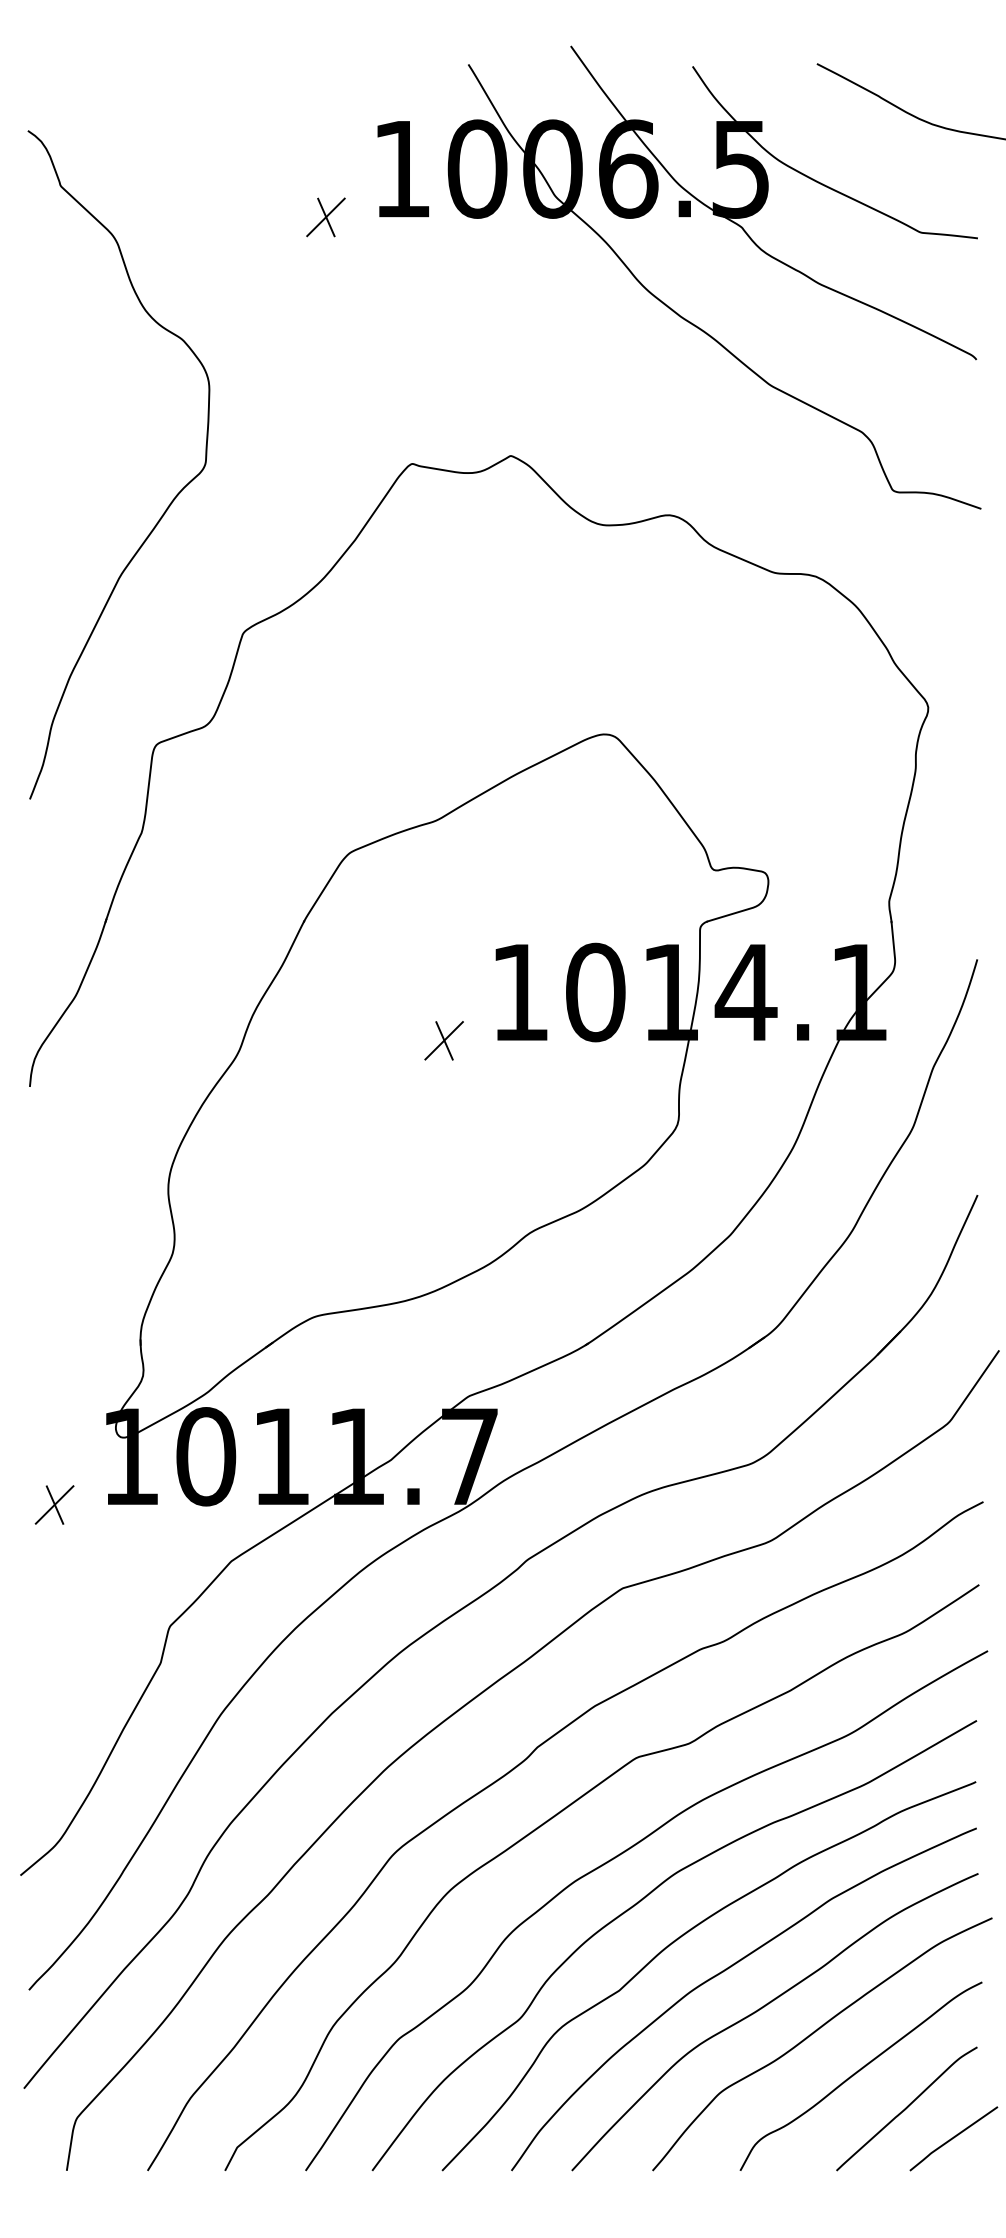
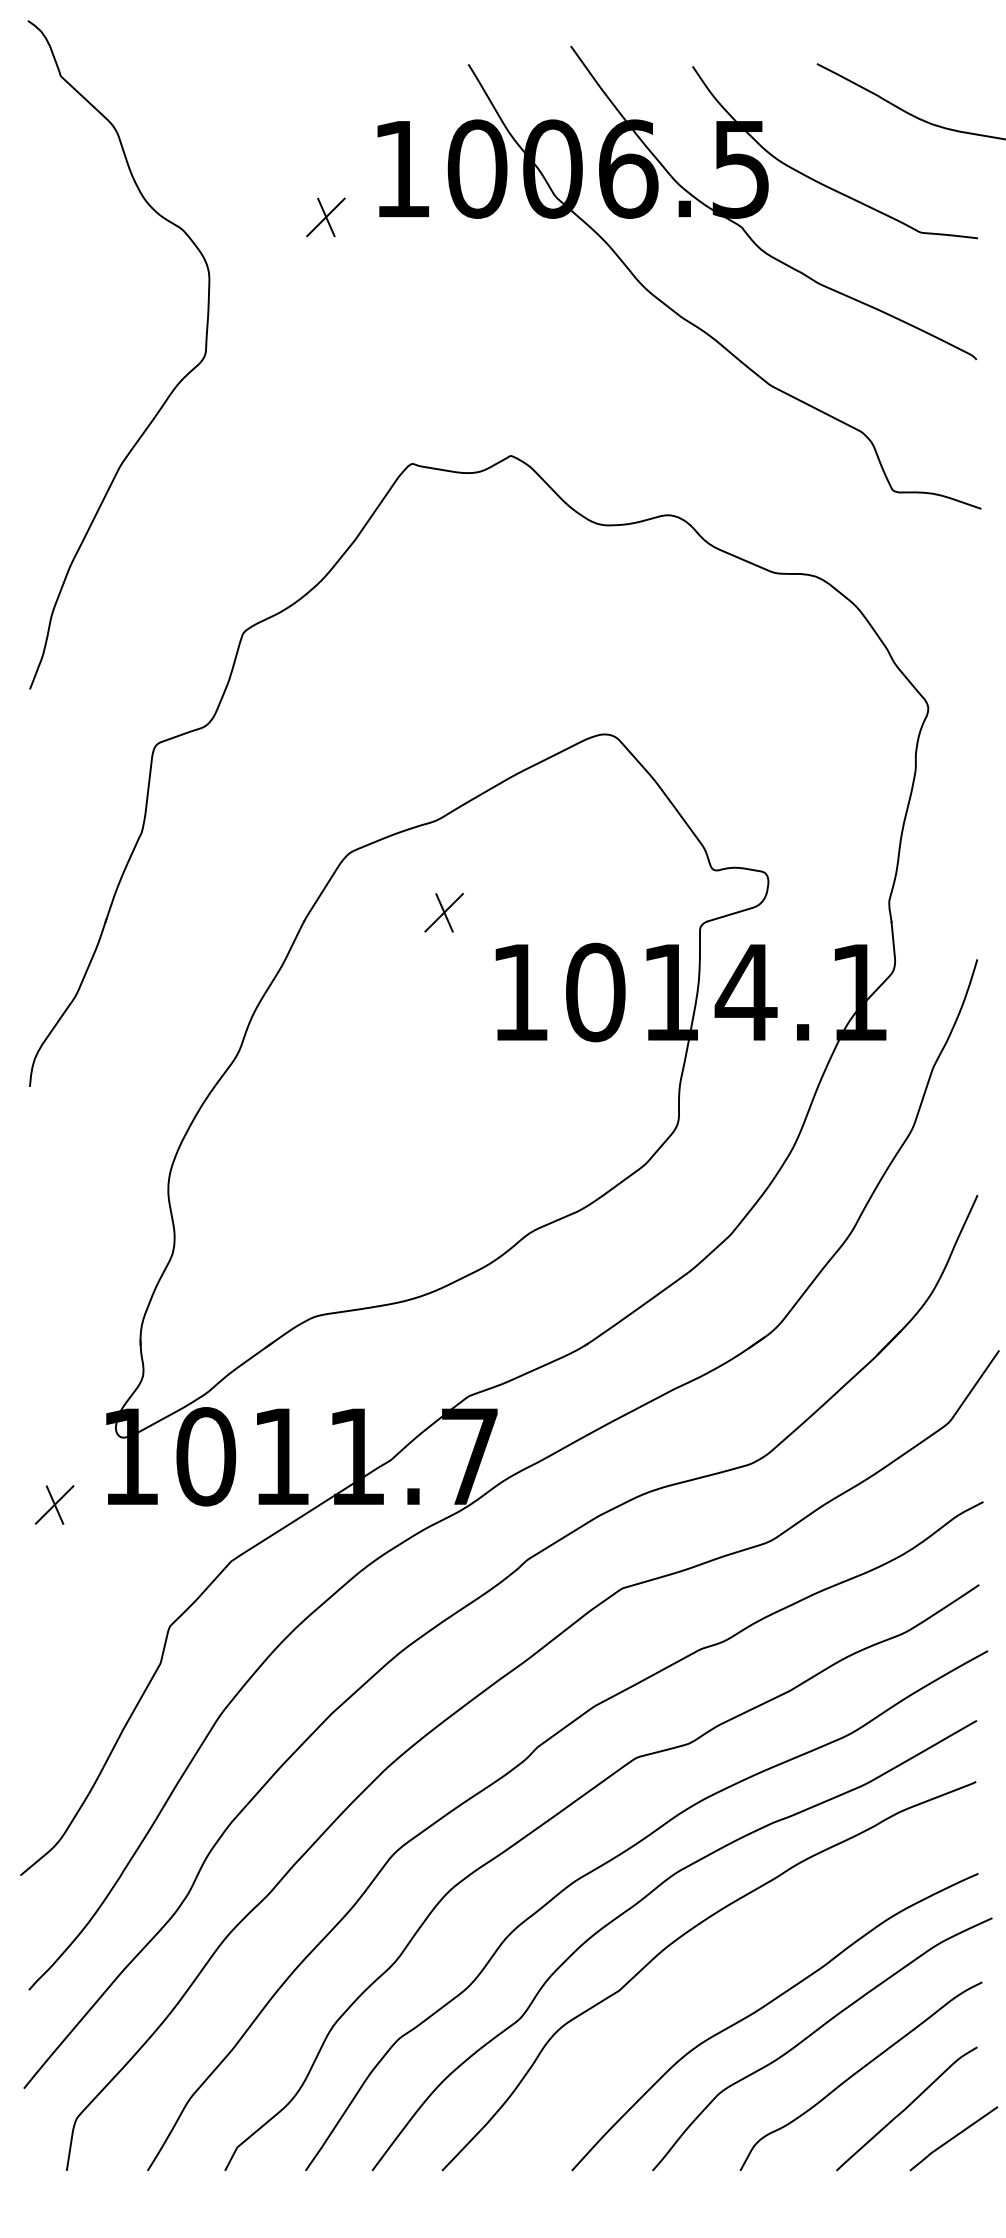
curve position: (172, 499) -> (172, 389) (172, 389)
part position: (443, 1040) -> (443, 912) (443, 912)
curve: present -> none (728, 1969)
